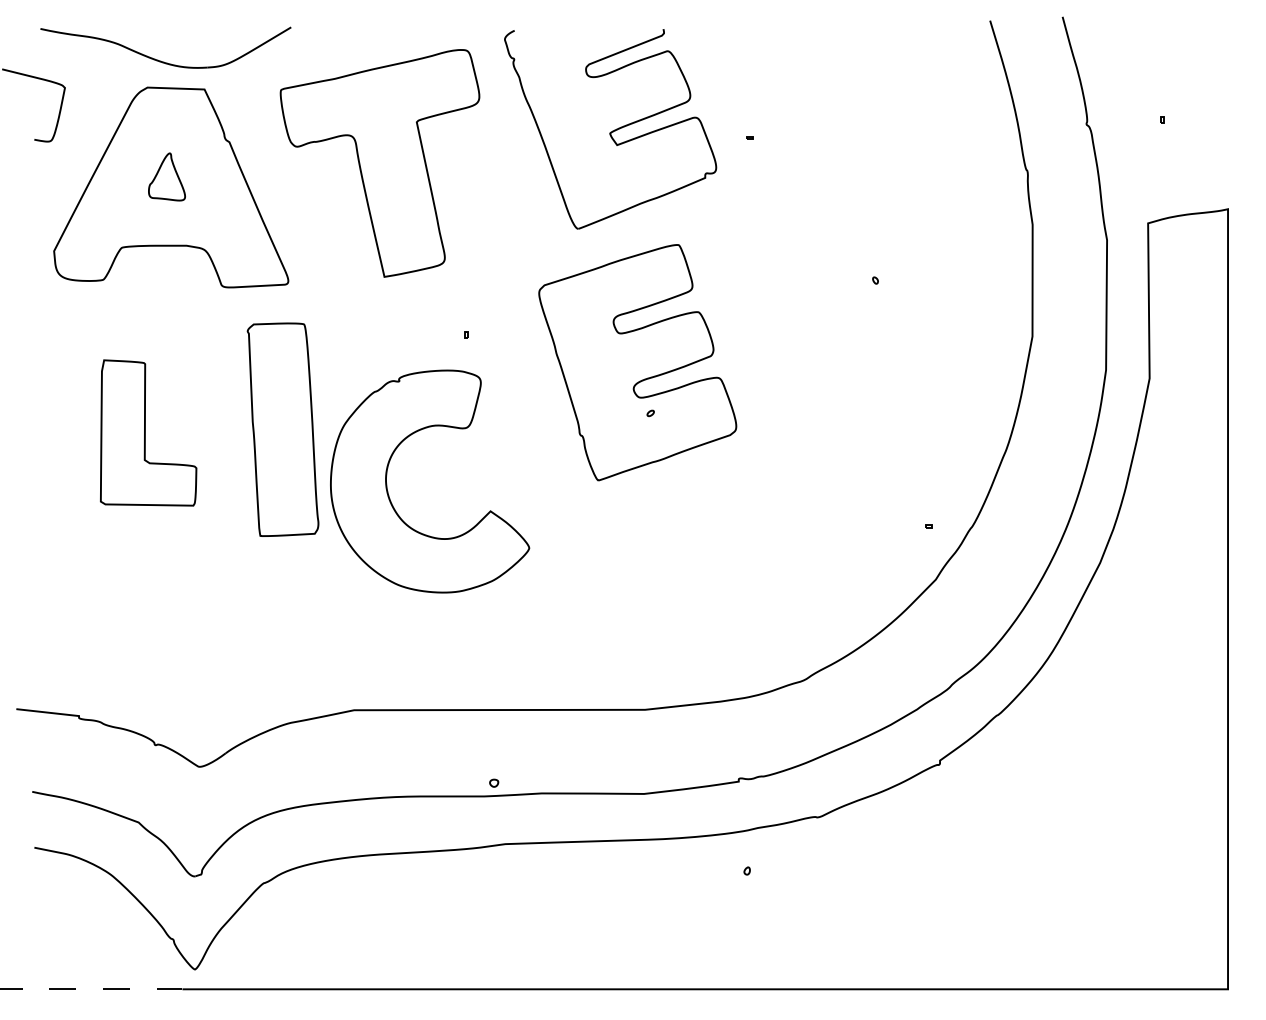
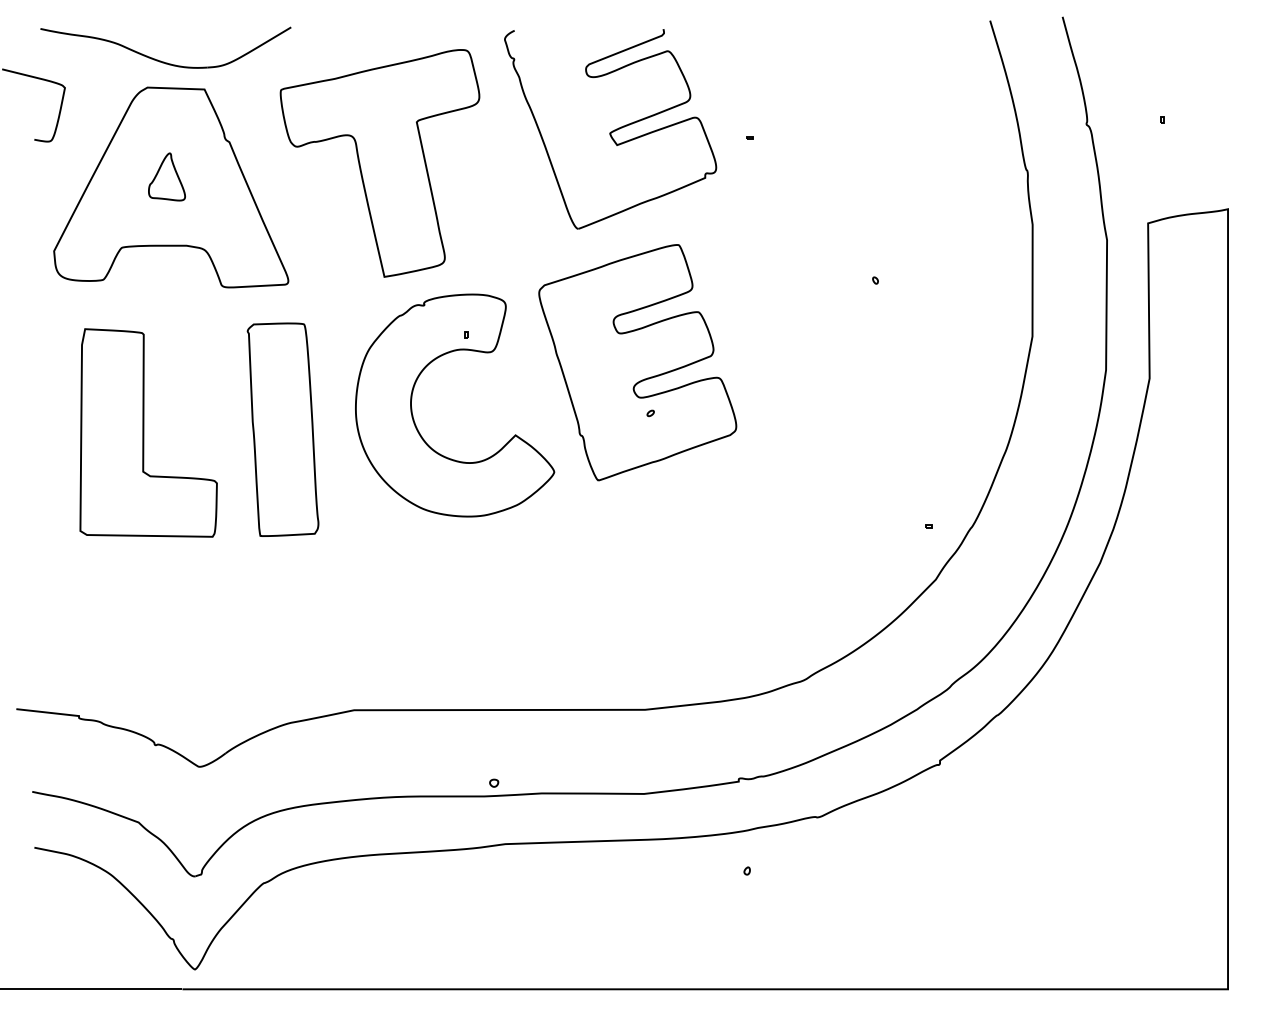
part size: 98x148 px -> 139x210 px (148, 432)
part position: (387, 484) -> (412, 408) (412, 408)
line: dashed -> solid (91, 989)
